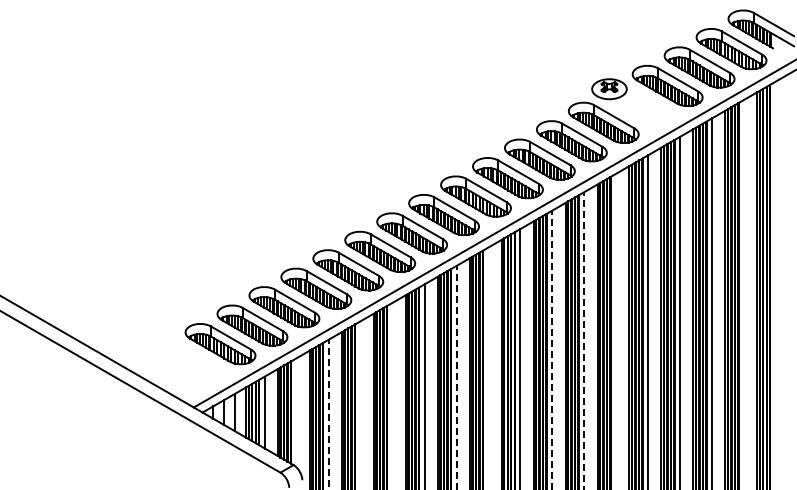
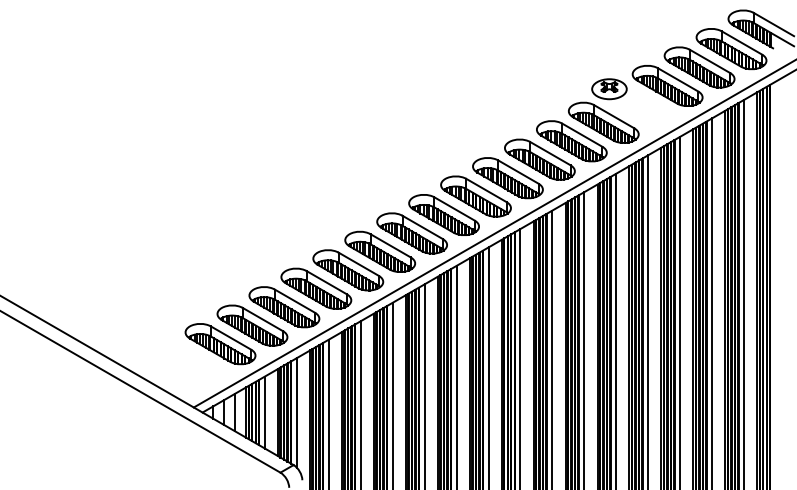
line: none -> present (743, 292)
line: none -> present (616, 329)
line: dashed -> solid (584, 340)
line: dashed -> solid (552, 349)
line: none -> present (488, 366)
line: dashed -> solid (456, 377)
line: none -> present (392, 394)
line: none -> present (360, 403)
line: none -> present (296, 412)
line: dashed -> solid (328, 414)
